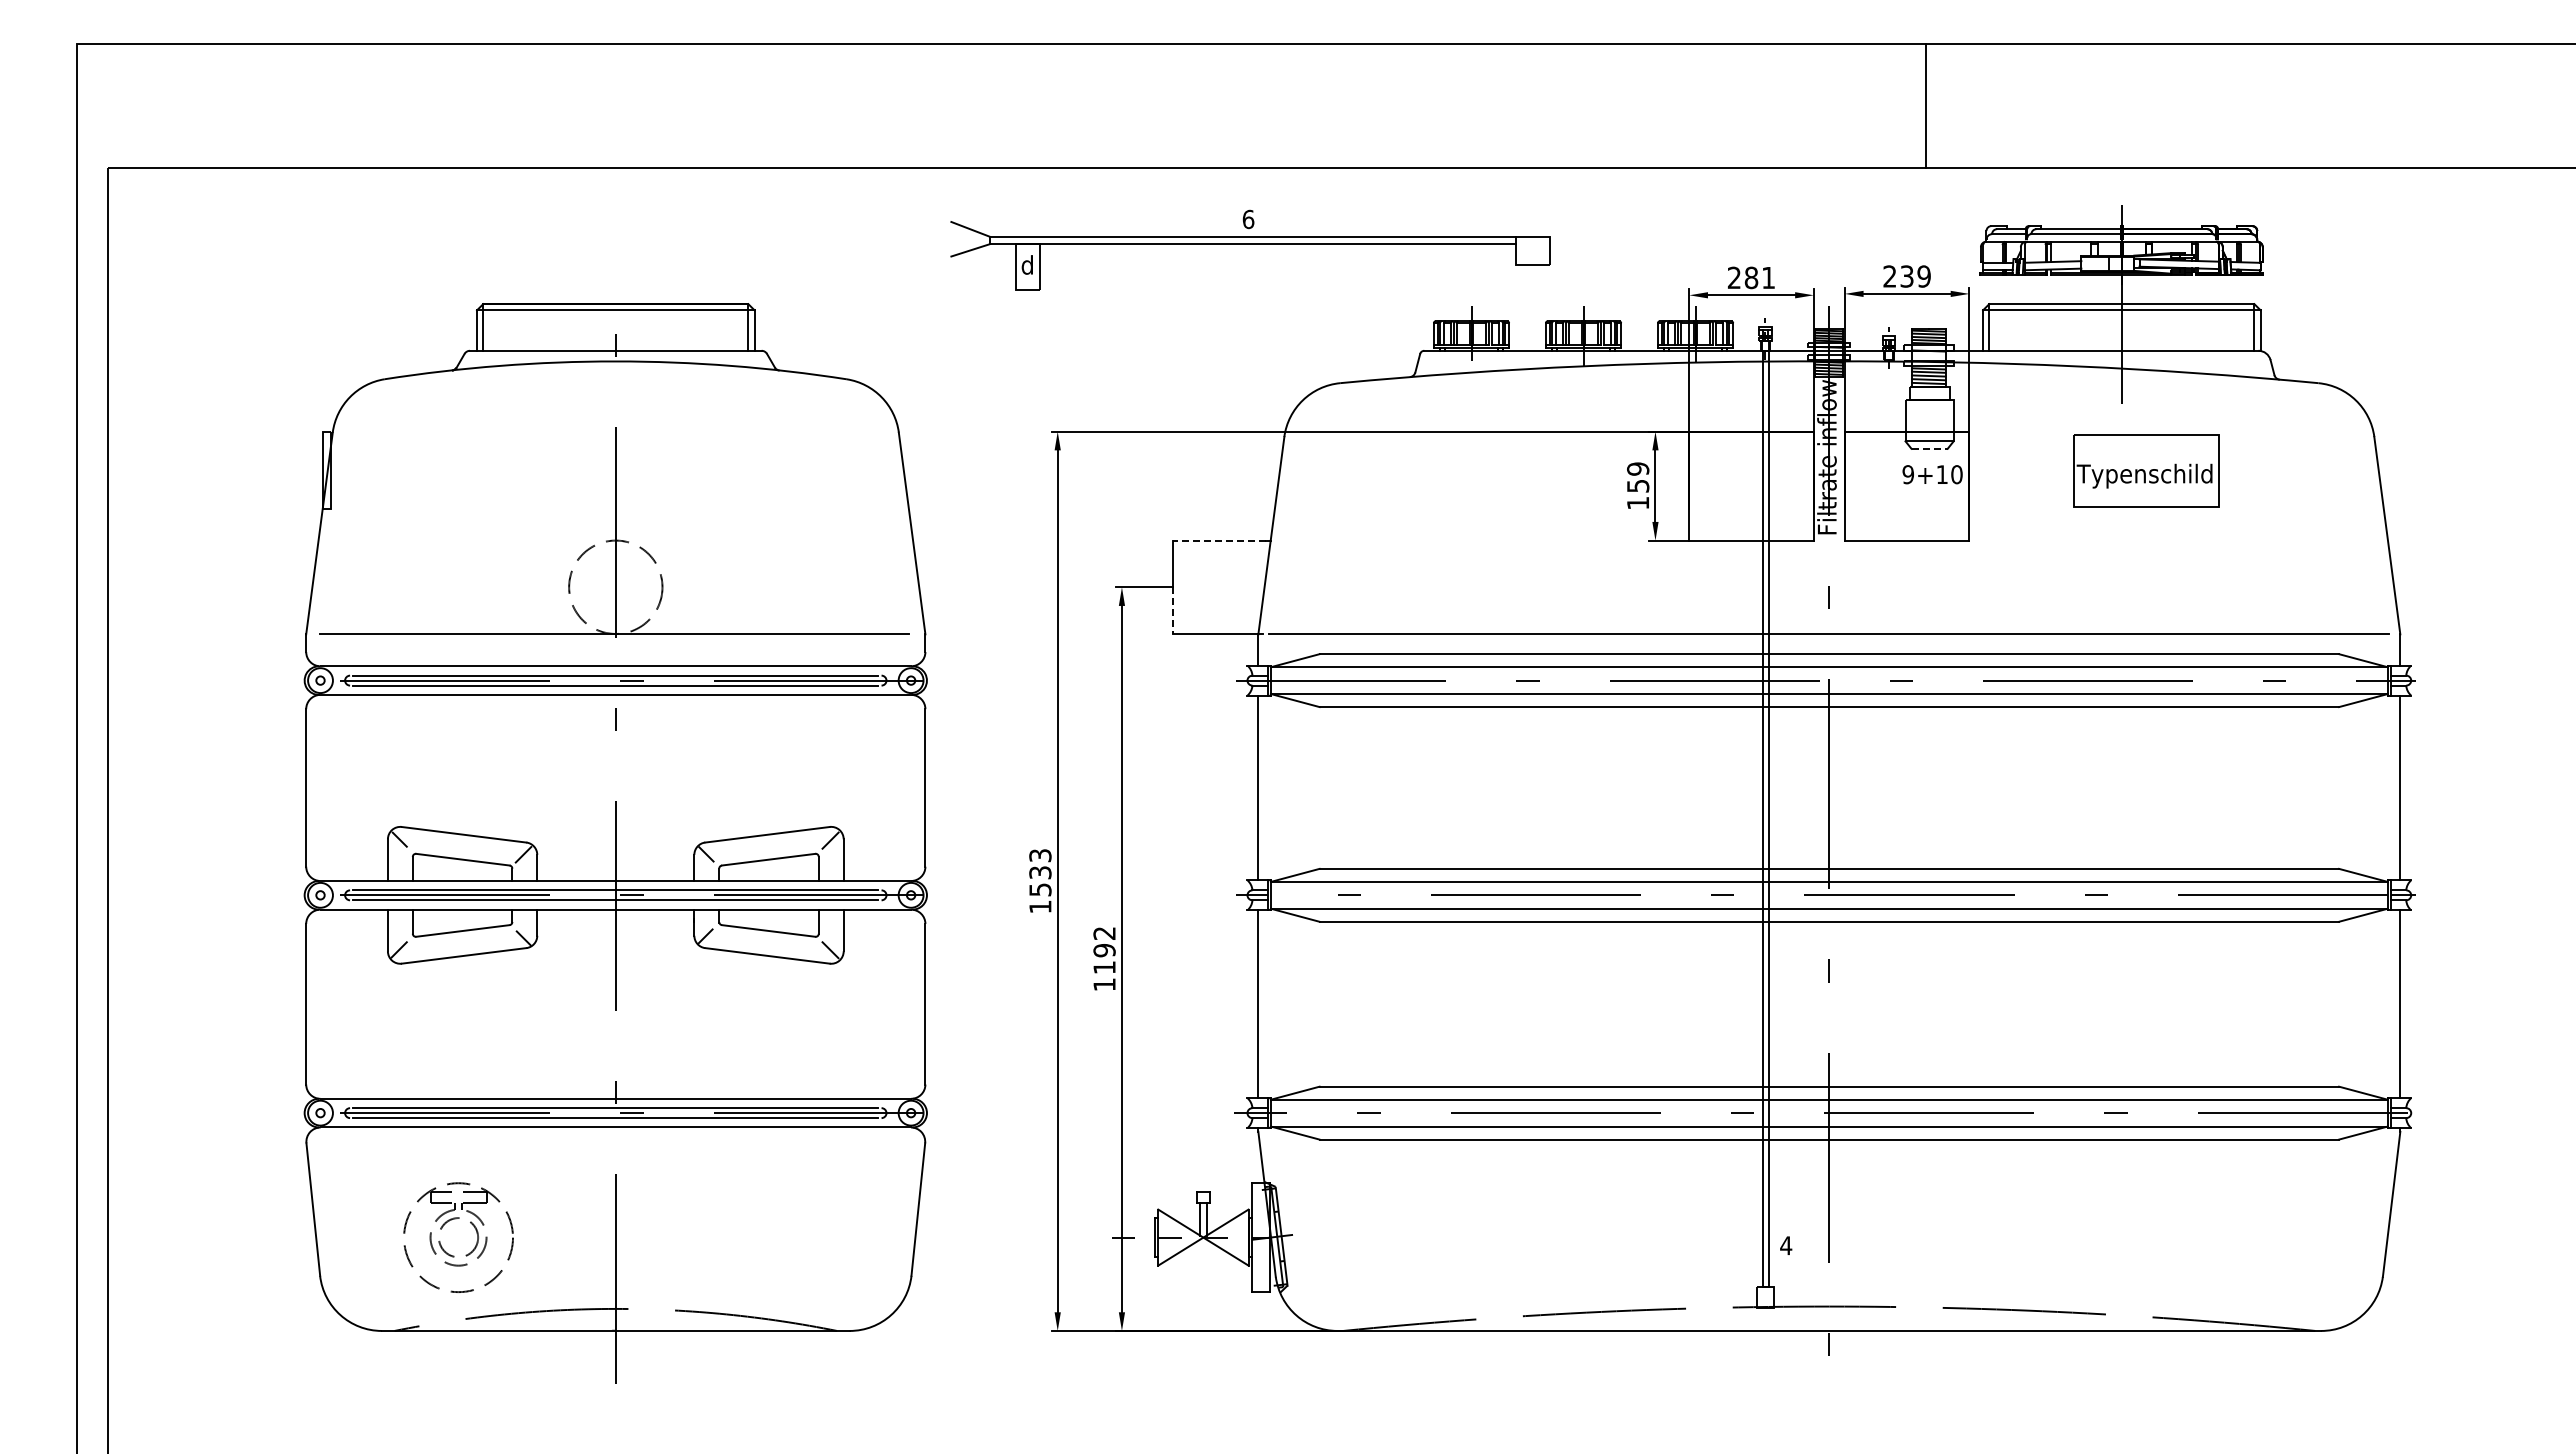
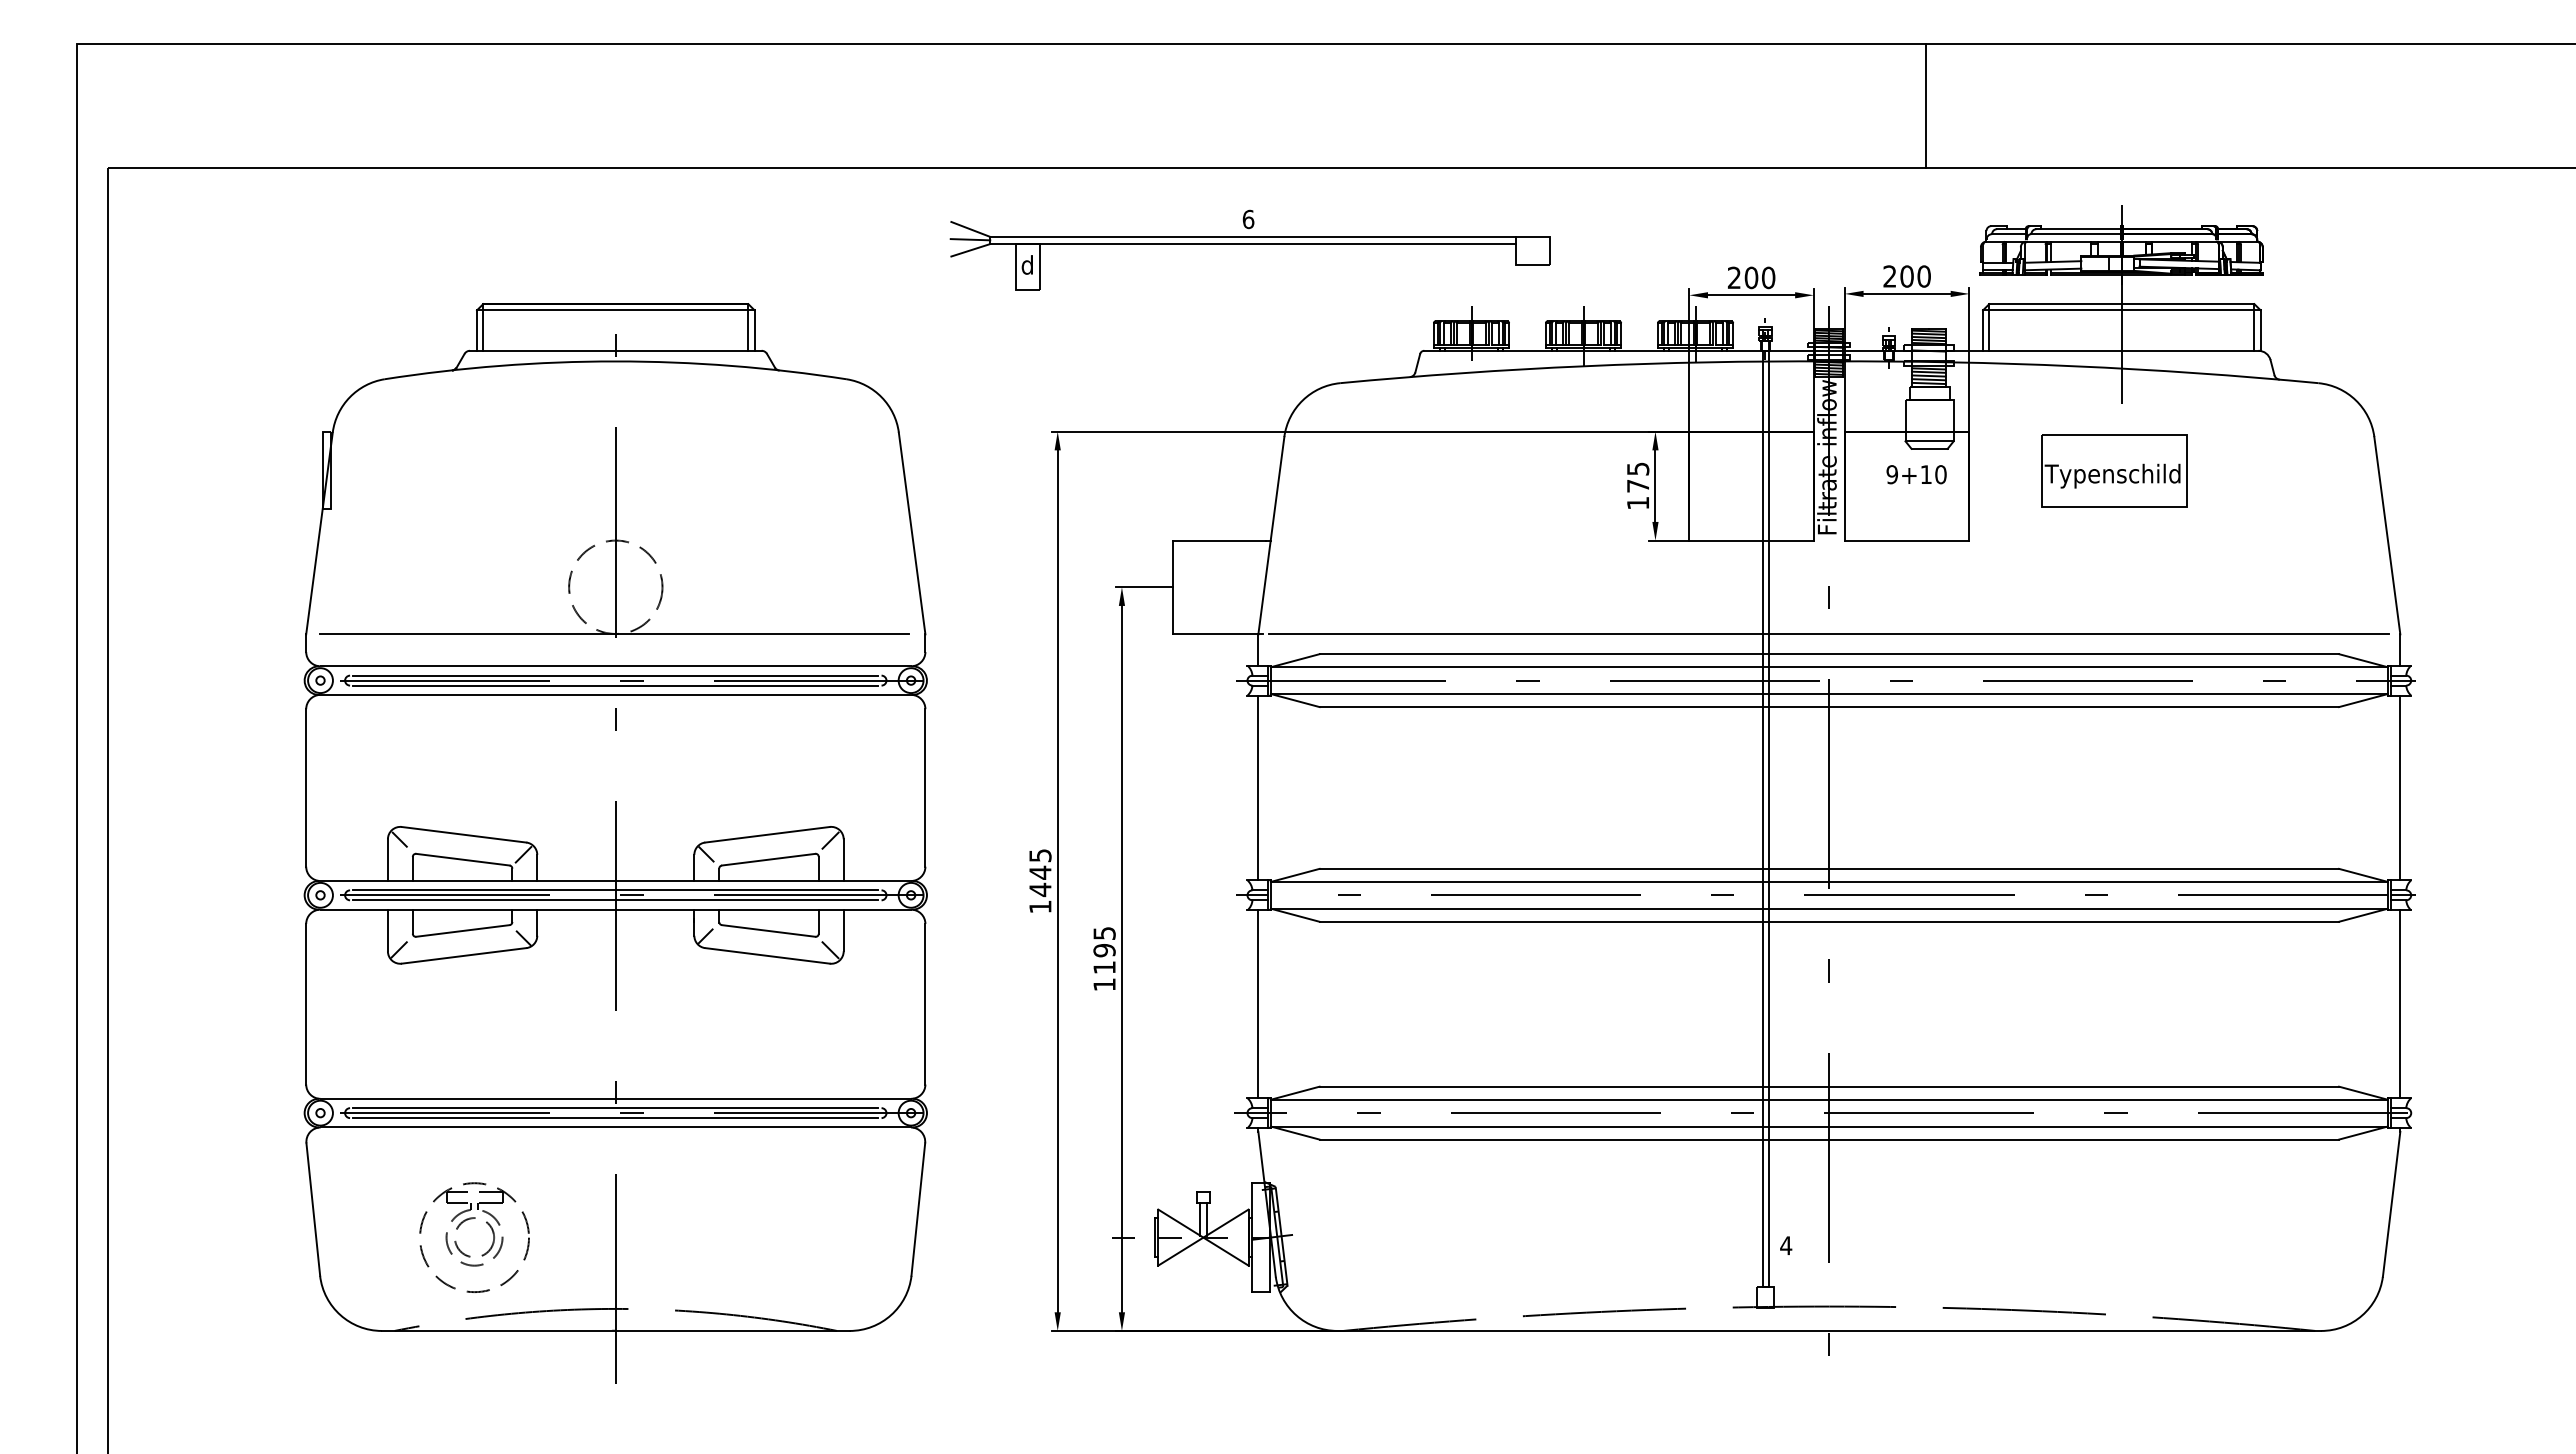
line: none -> present (970, 239)
text: 239 -> 200 (1915, 276)
text: 281 -> 200 (1759, 277)
line: dashed -> solid (1930, 448)
part position: (2146, 470) -> (2114, 470) (2114, 470)
text position: (1932, 474) -> (1916, 474) (1916, 474)
text: 159 -> 175 (1638, 477)
line: dashed -> solid (1219, 540)
line: dashed -> solid (1172, 611)
text: 1533 -> 1445 (1040, 873)
text: 1192 -> 1195 (1104, 933)
part position: (456, 1219) -> (472, 1219) (472, 1219)
